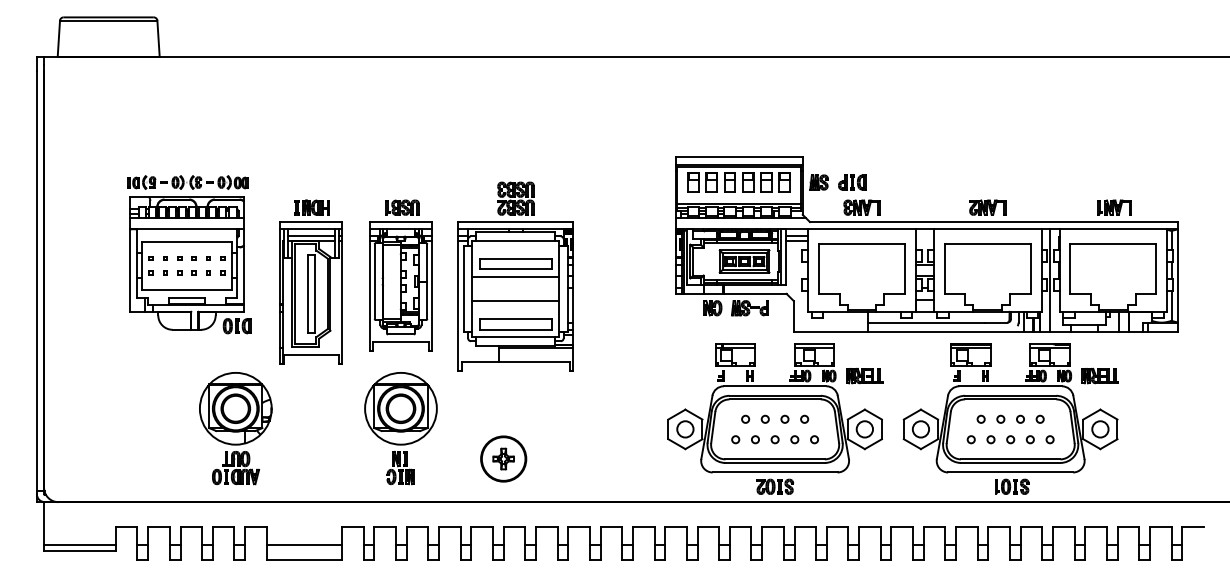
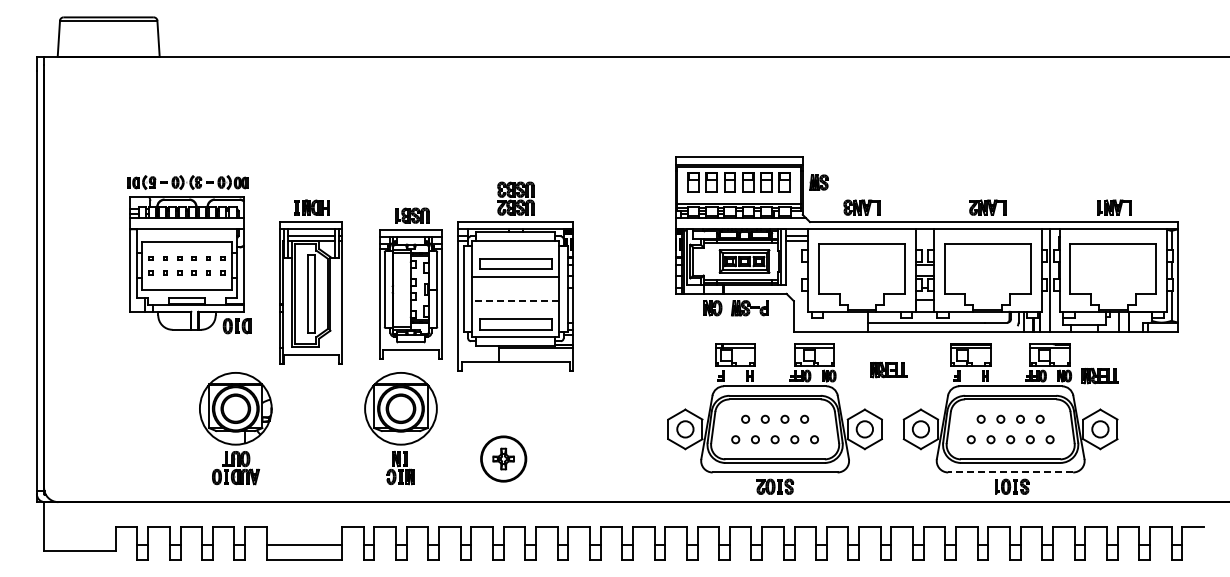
part: present -> none (852, 182)
part position: (400, 275) -> (410, 283) (410, 283)
line: solid -> dashed (515, 300)
part position: (864, 375) -> (888, 369) (888, 369)
line: solid -> dashed (1010, 472)
line: present -> none (79, 545)
